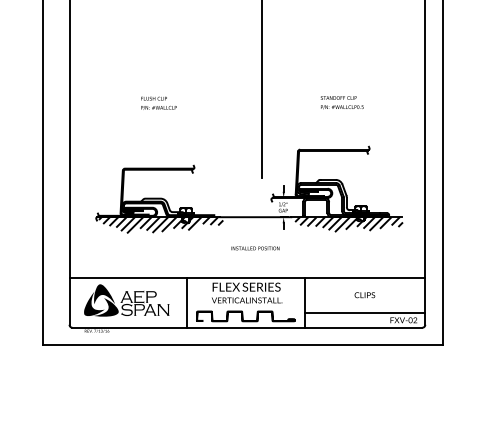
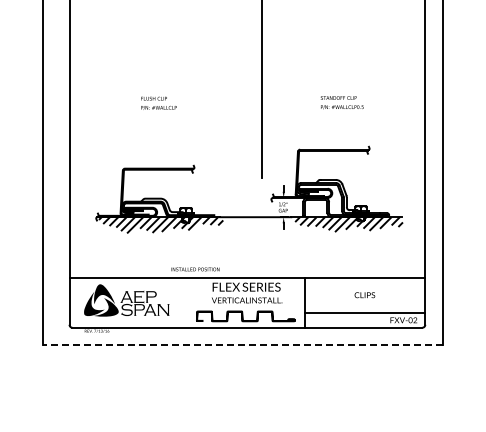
text position: (255, 248) -> (195, 269) (195, 269)
line: present -> none (187, 302)
line: solid -> dashed (242, 345)
